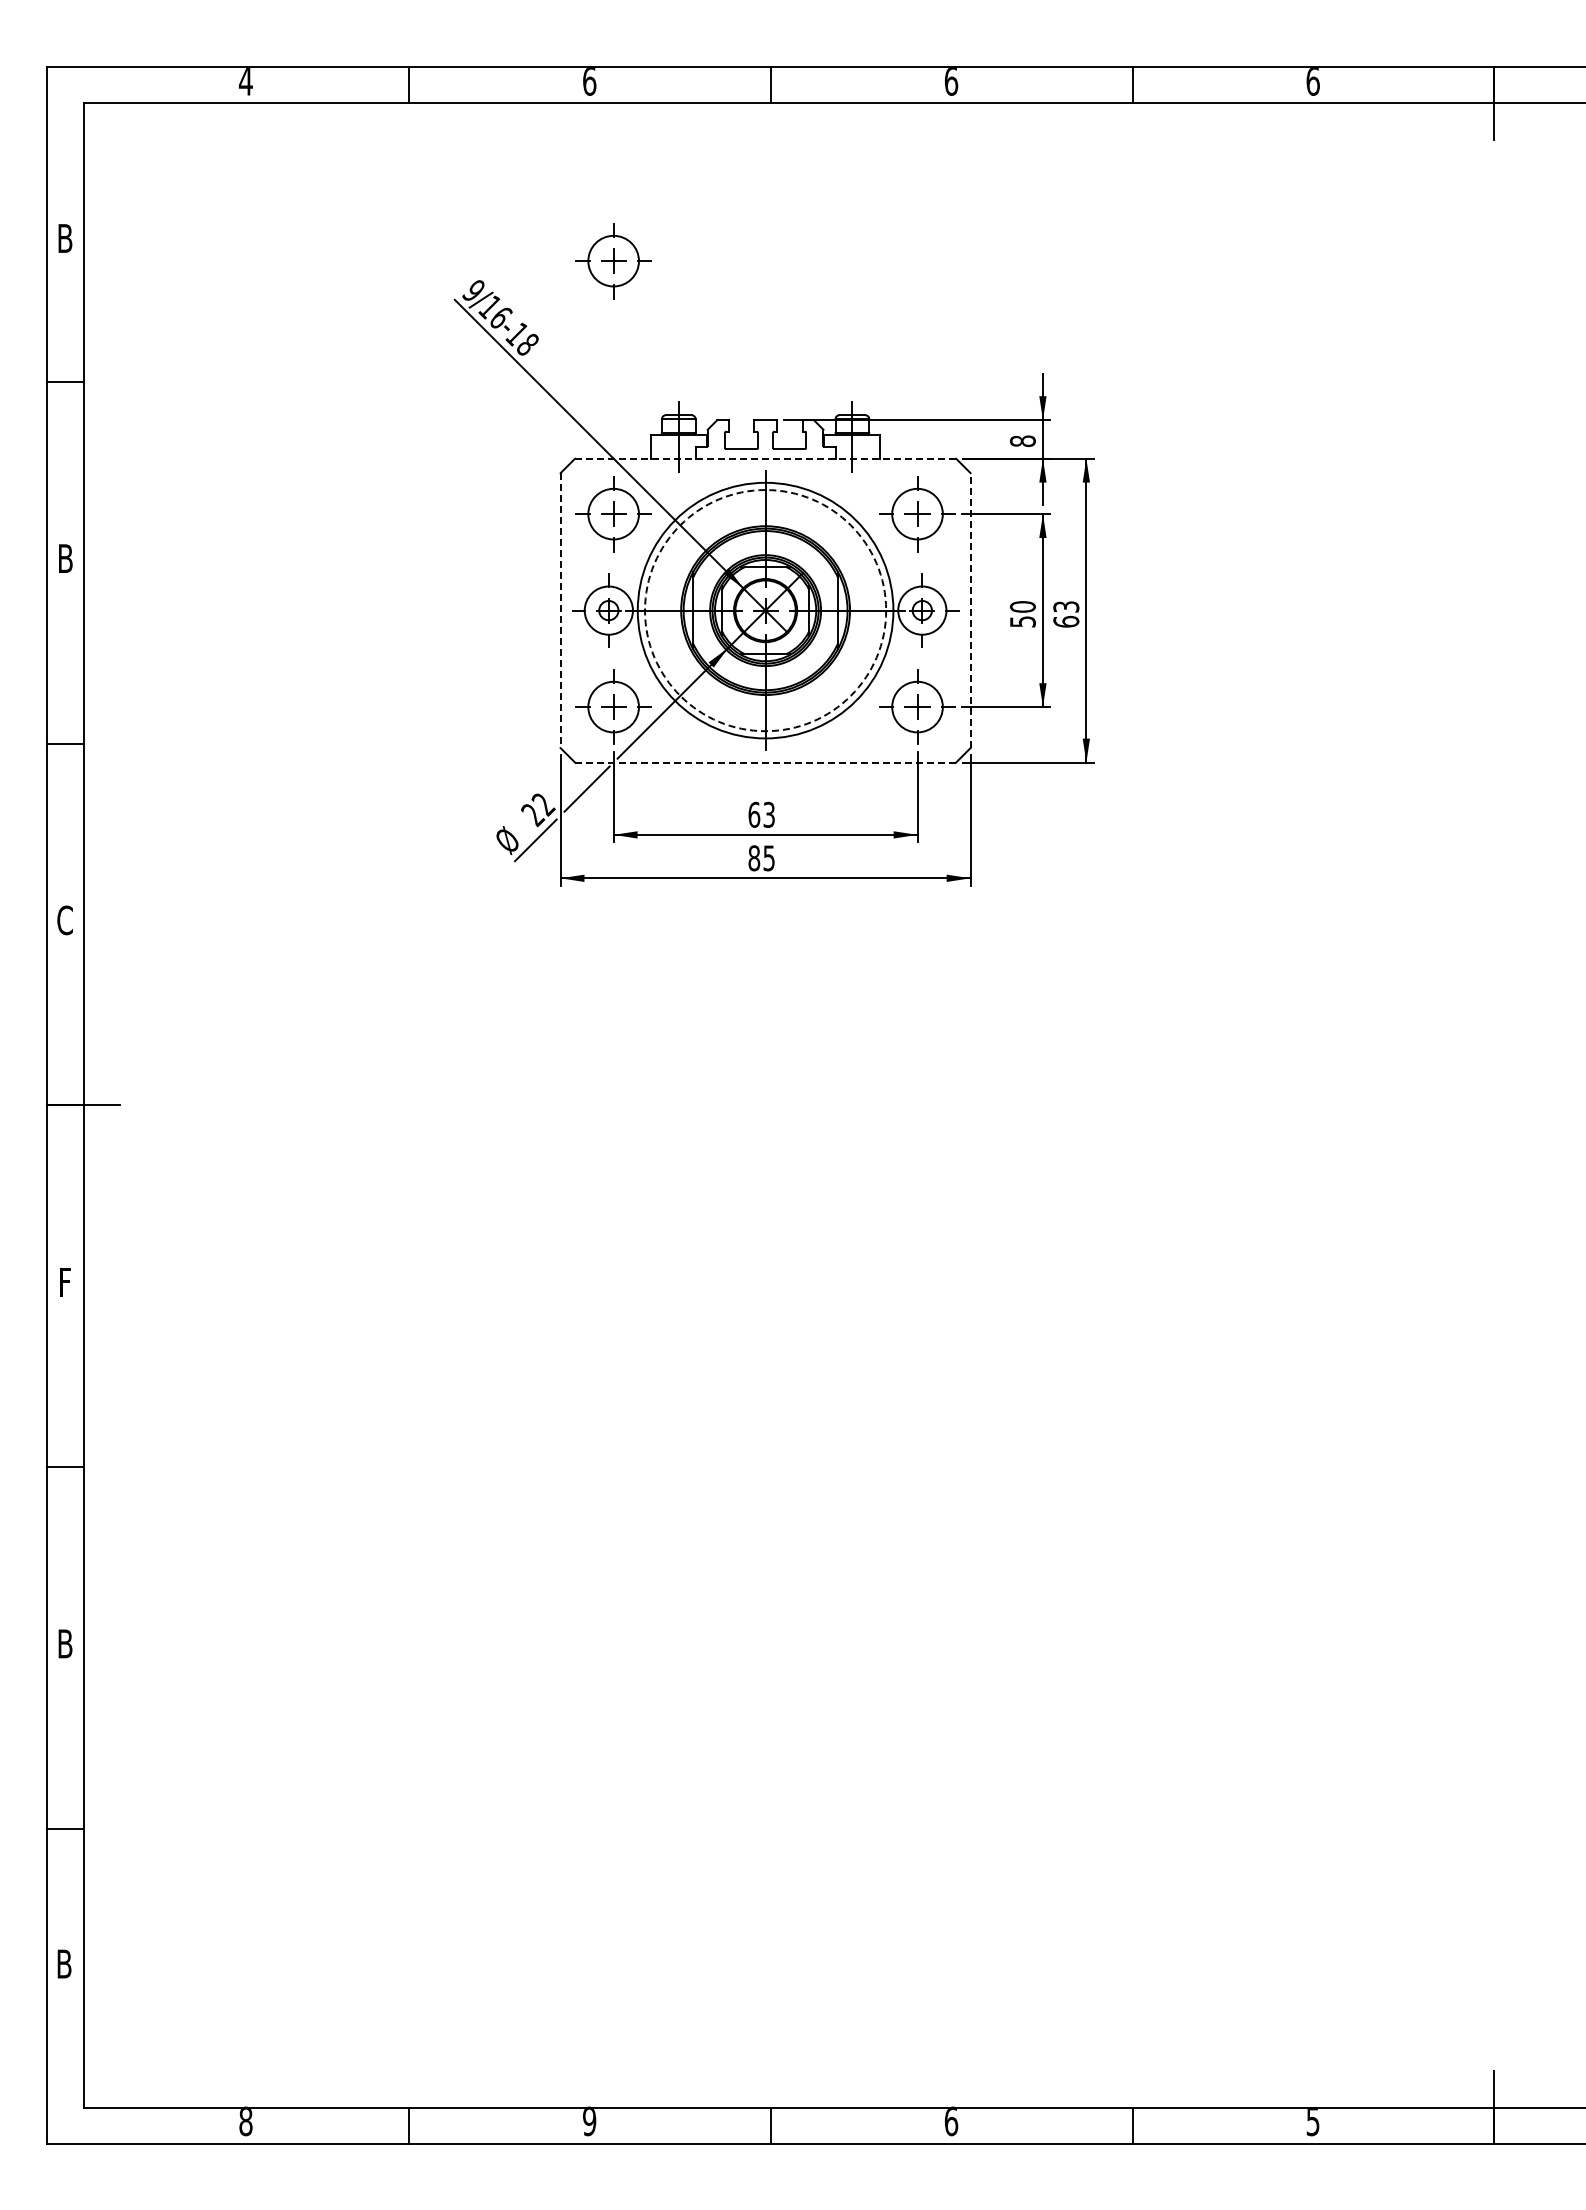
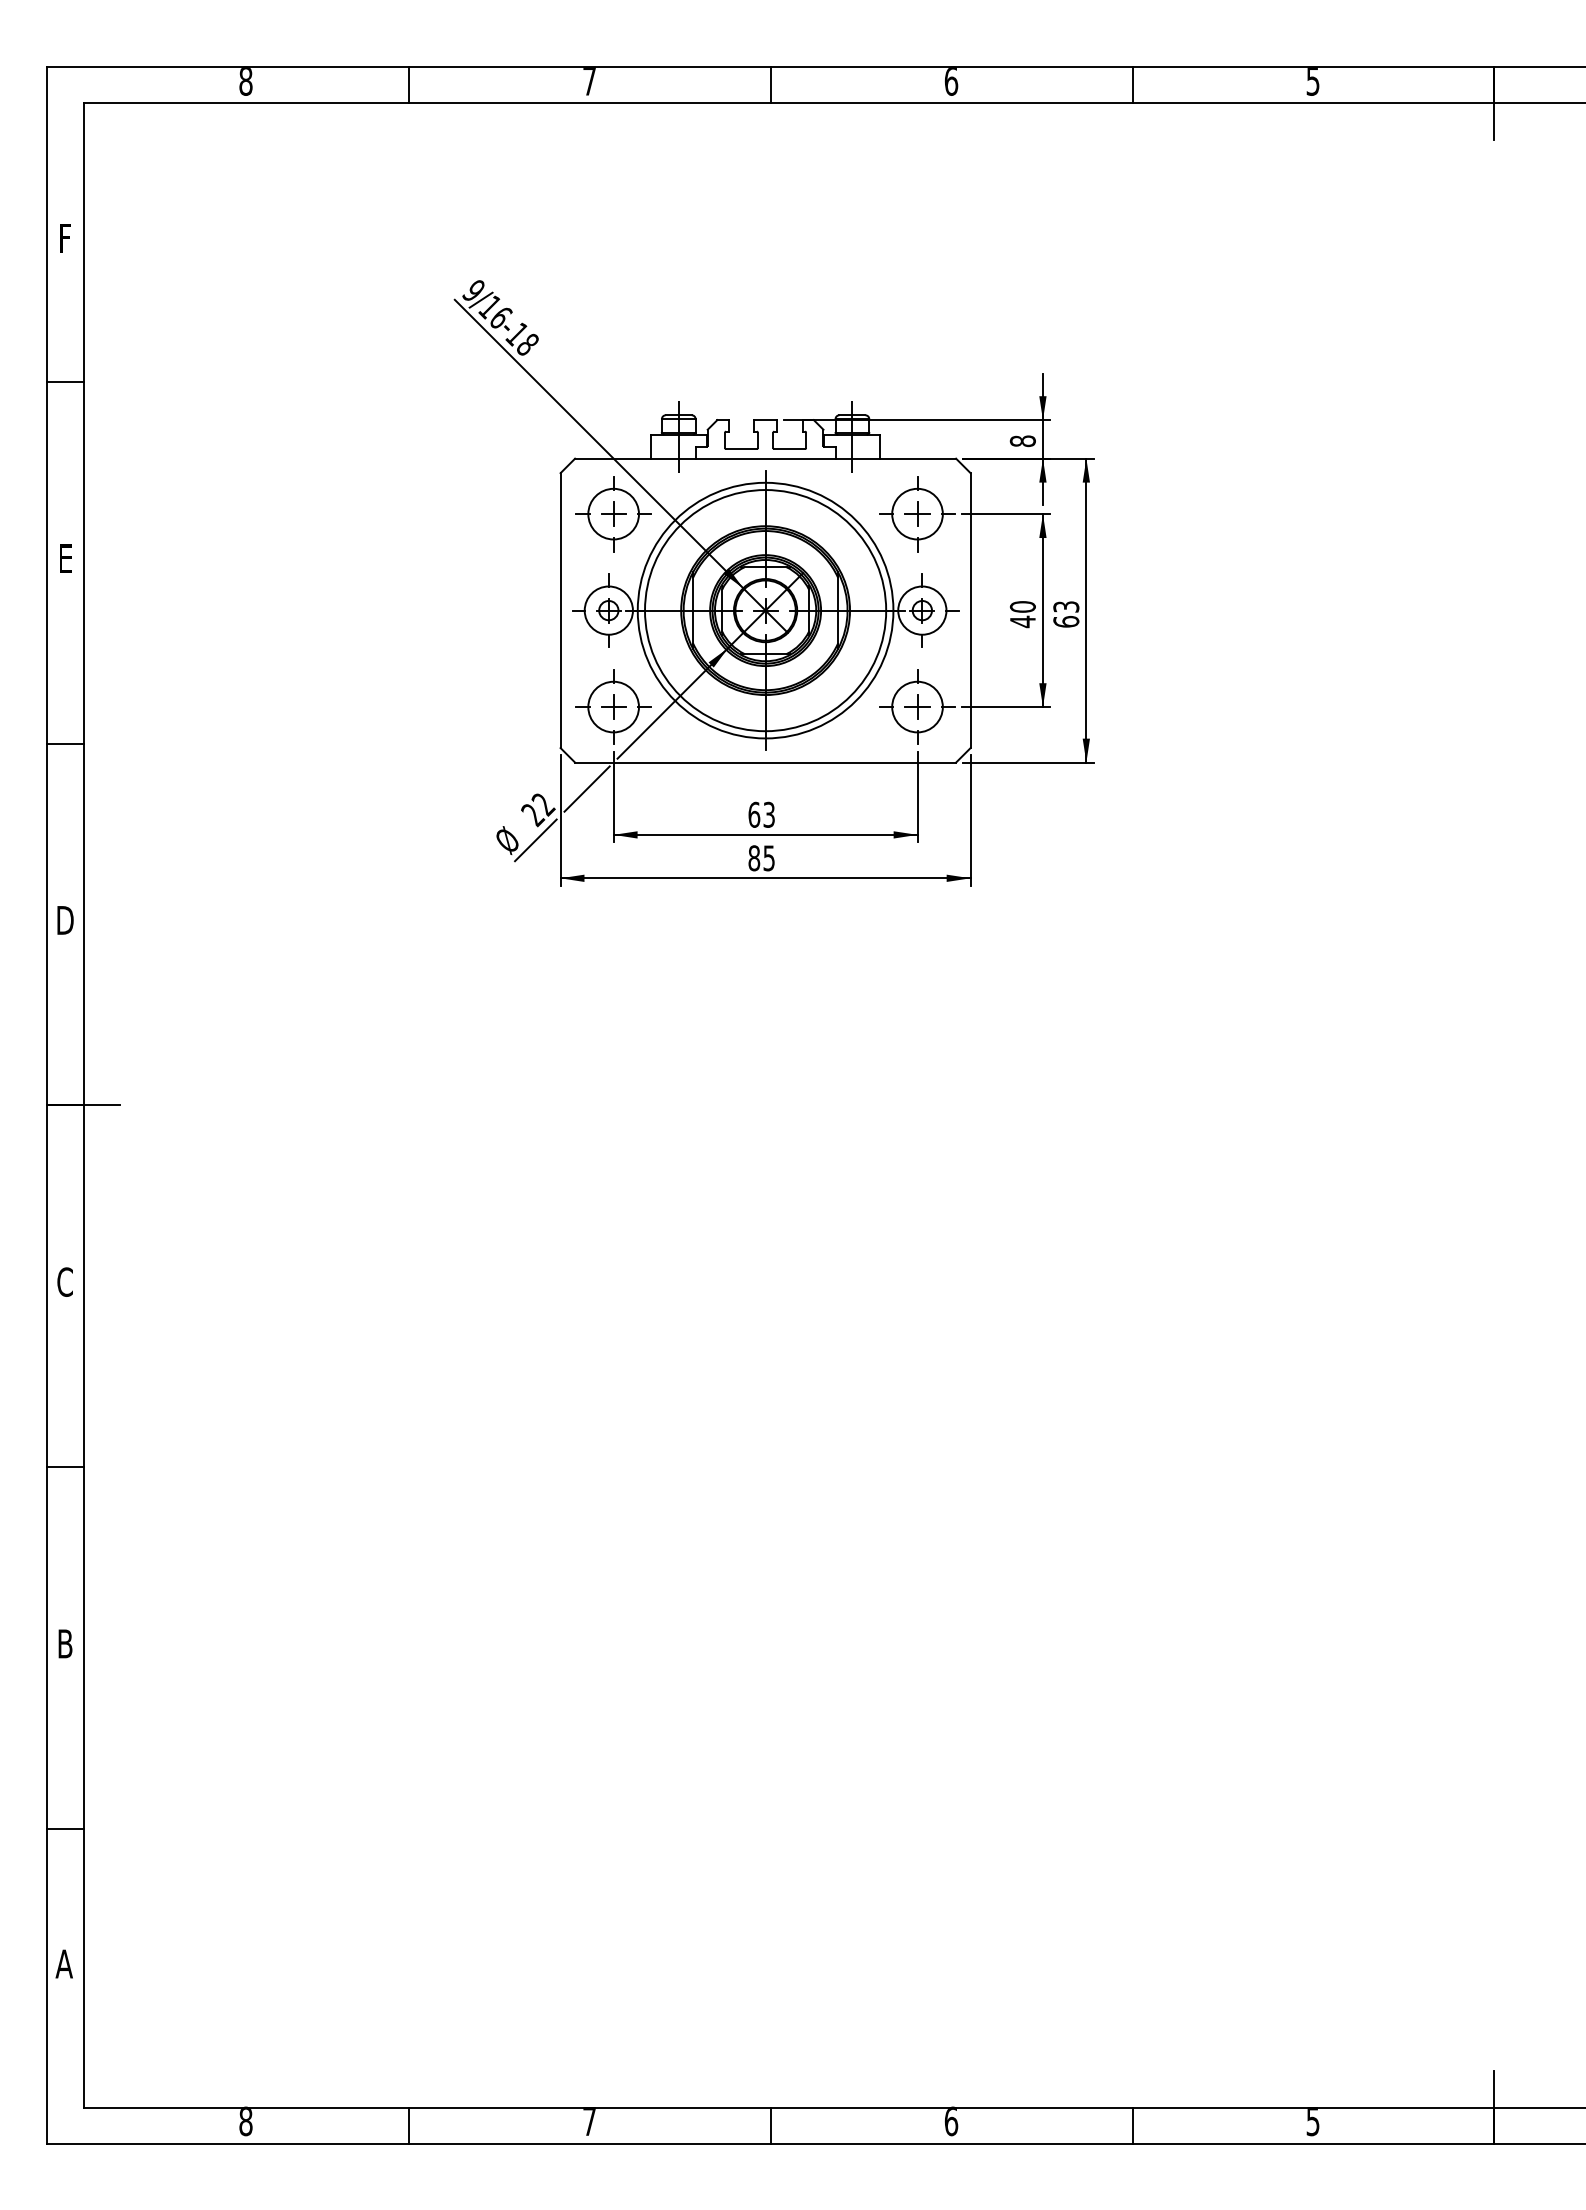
text: 4 -> 8 (245, 81)
text: 6 -> 7 (589, 81)
text: 6 -> 5 (1312, 81)
text: B -> F (65, 238)
part: present -> none (613, 261)
line: dashed -> solid (765, 458)
text: B -> E (65, 558)
circle: dashed -> solid (765, 610)
line: dashed -> solid (970, 610)
line: dashed -> solid (560, 611)
text: 50 -> 40 (1022, 621)
line: dashed -> solid (765, 762)
text: C -> D (65, 920)
text: F -> C (64, 1281)
text: B -> A (63, 1963)
text: 9 -> 7 (589, 2121)
